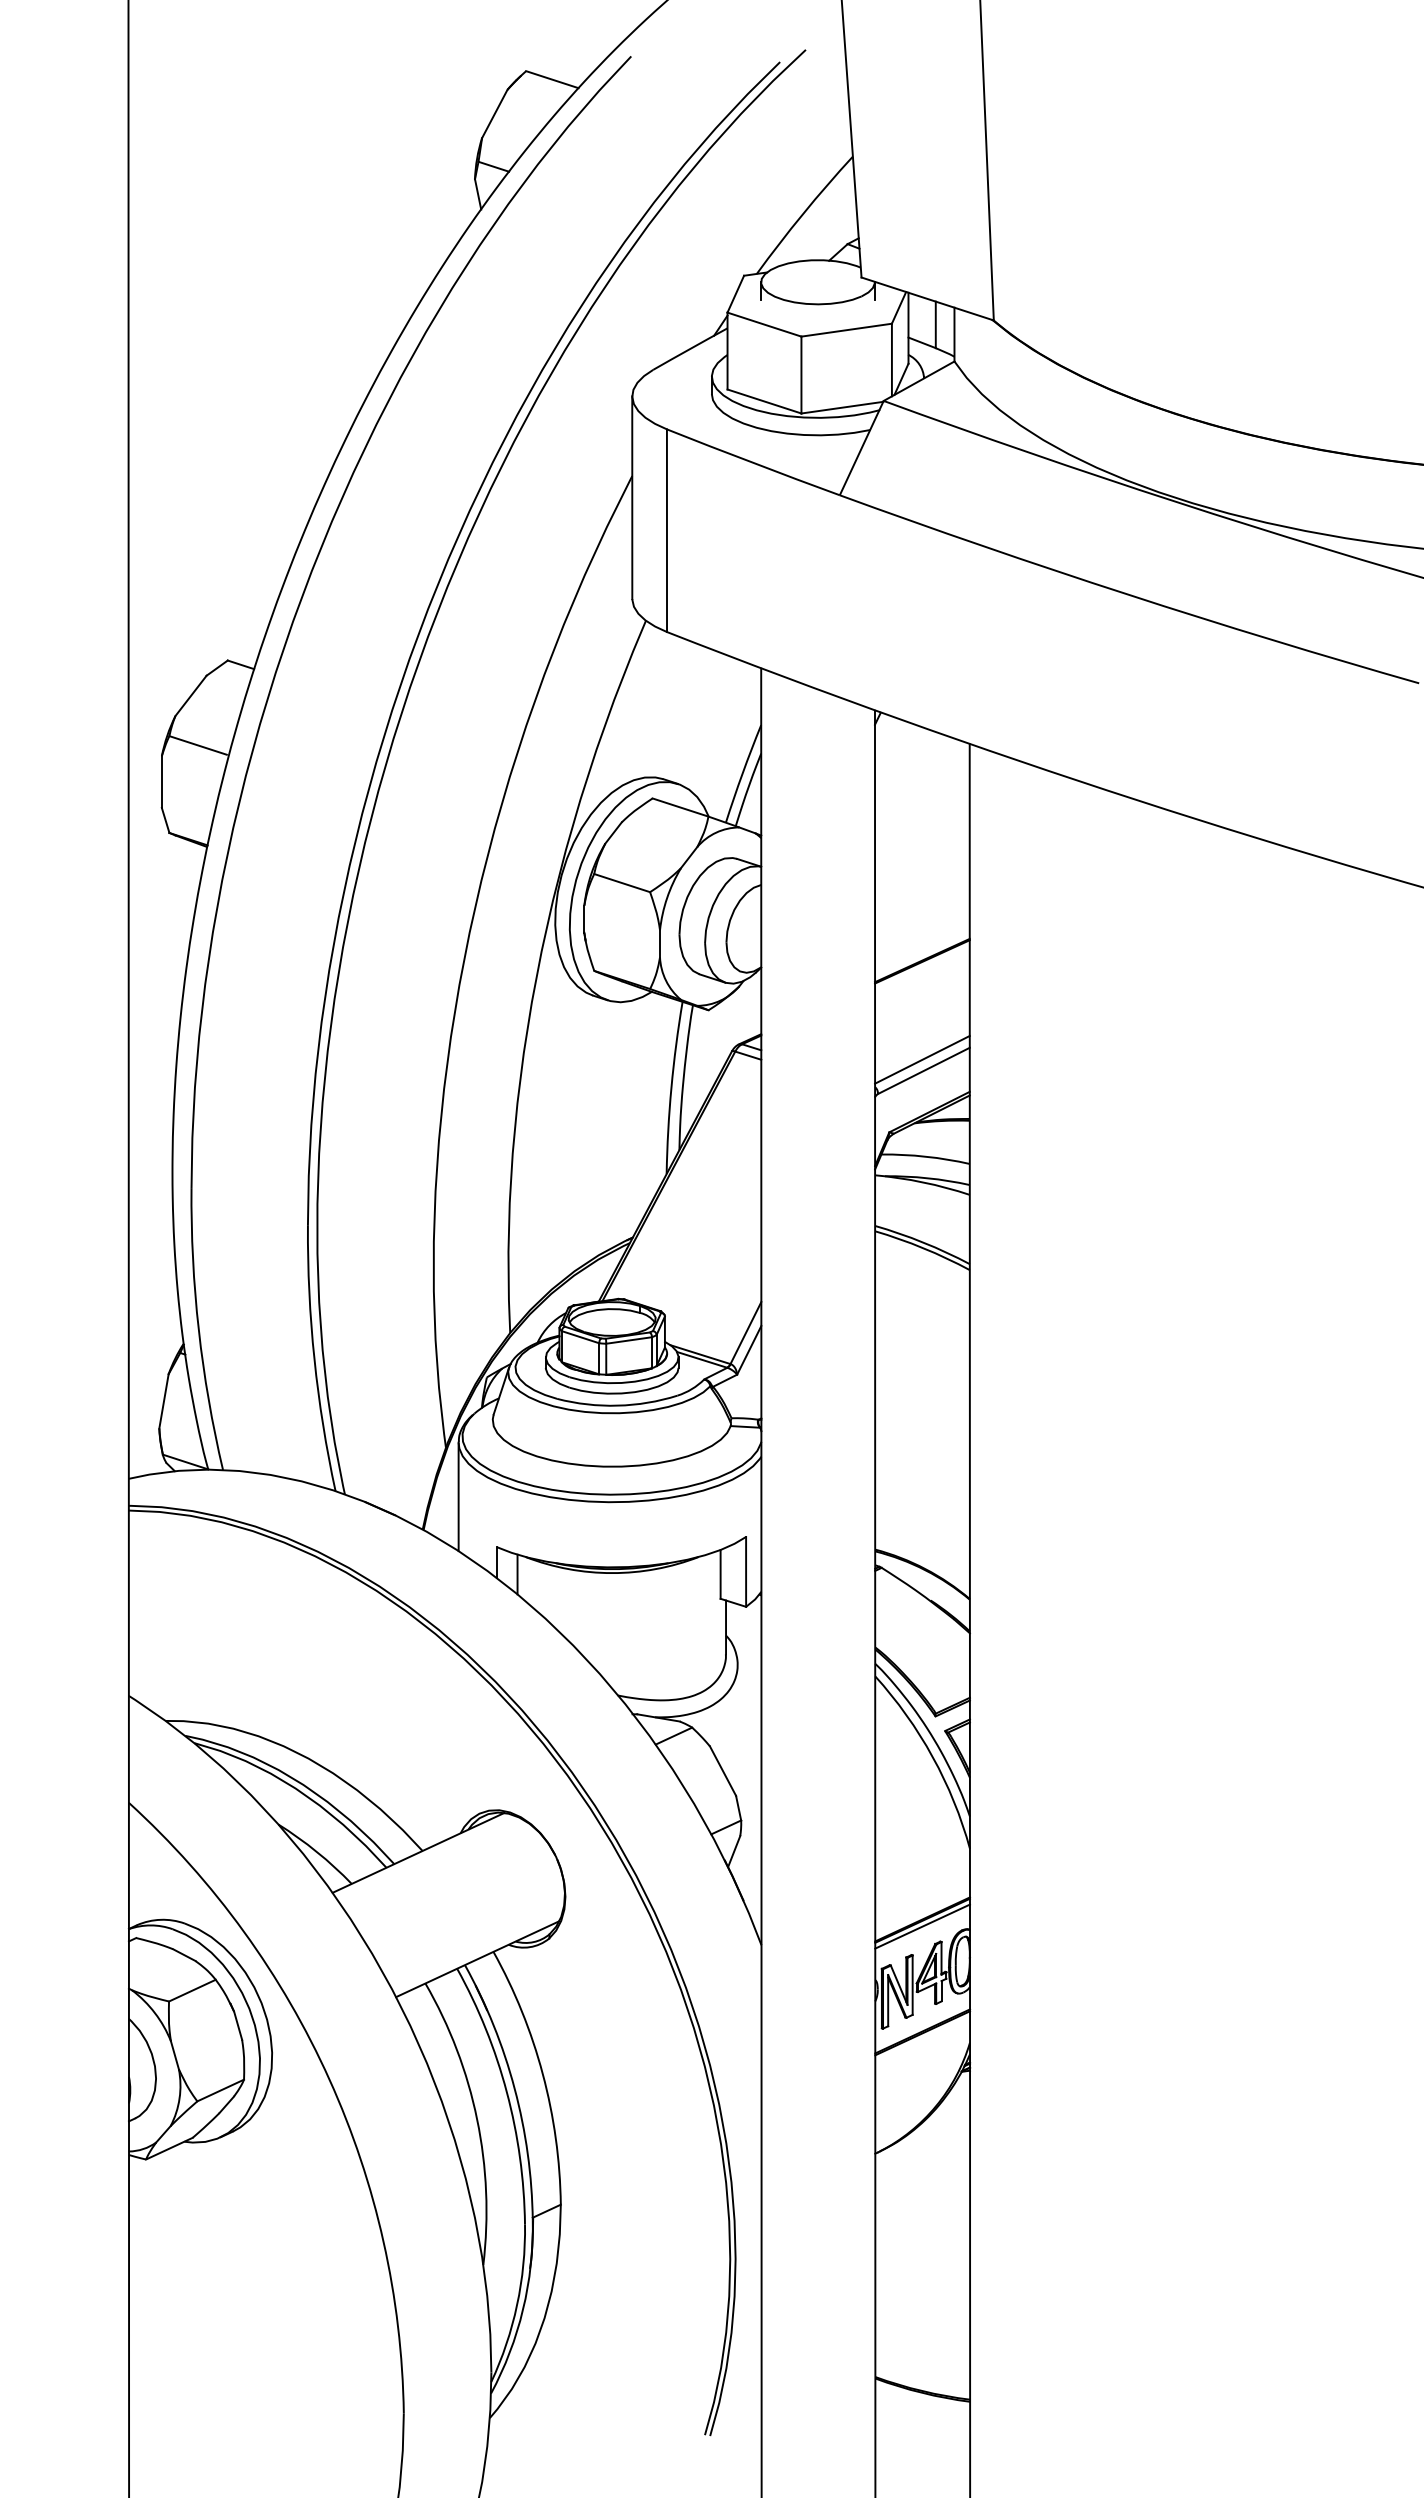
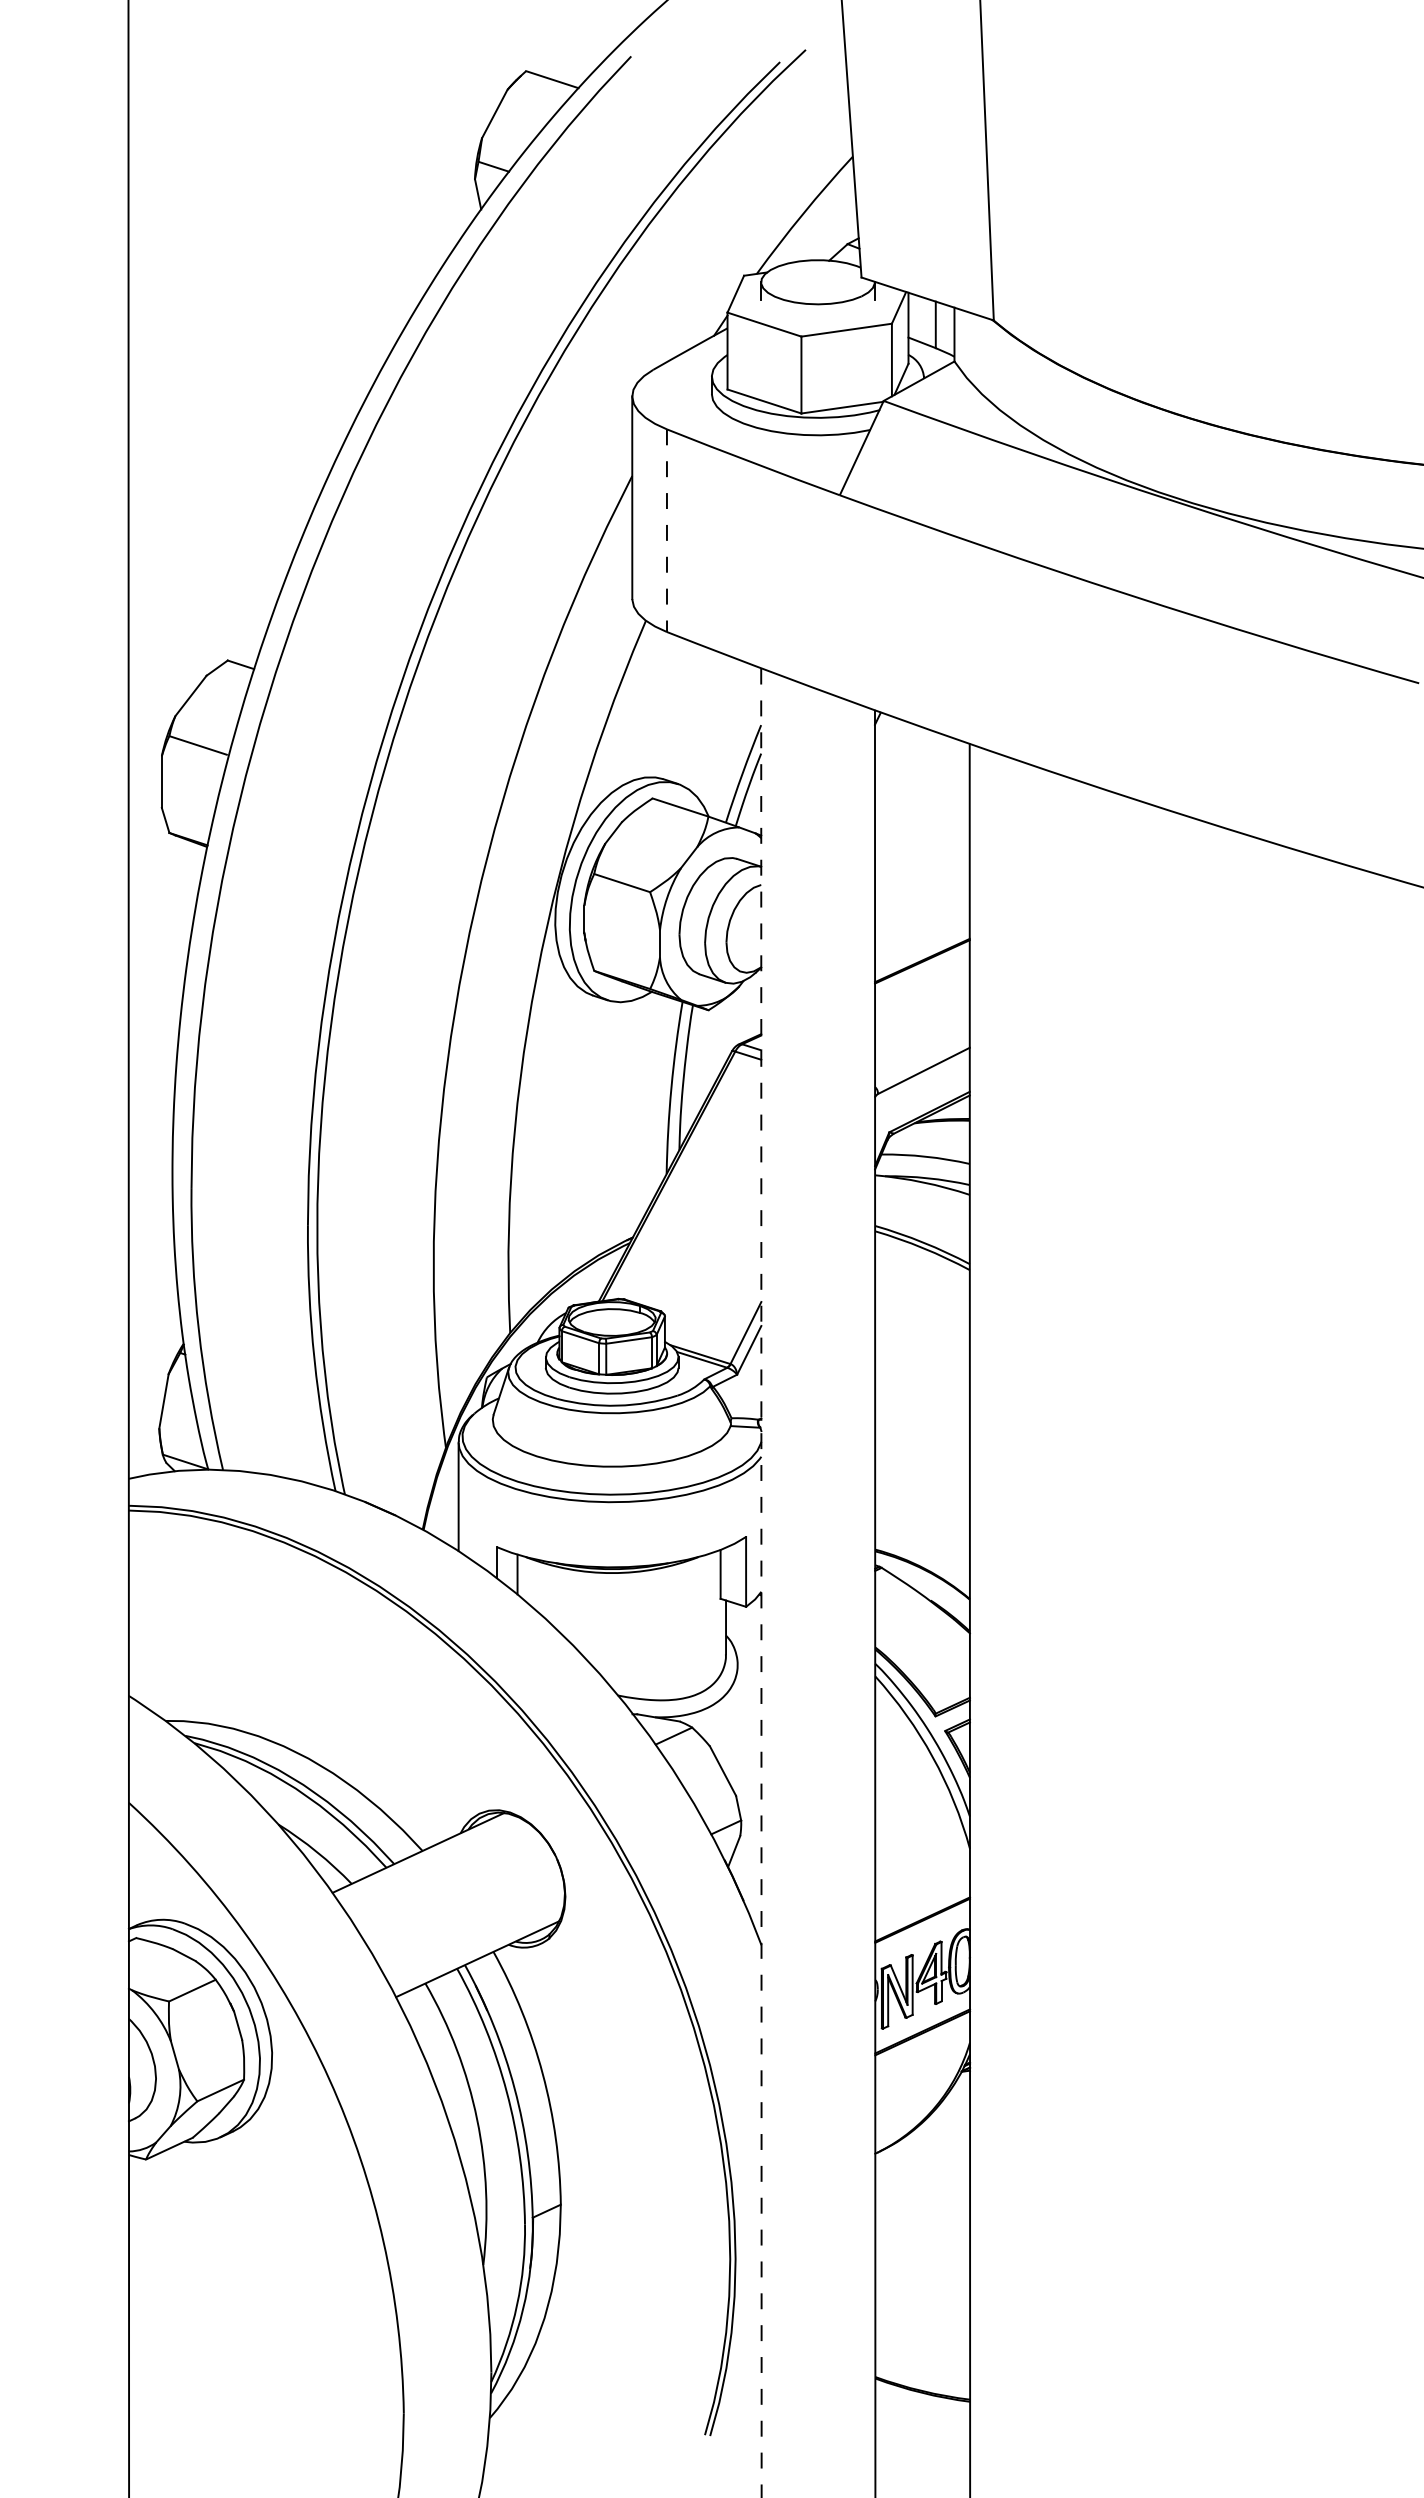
line: solid -> dashed (666, 531)
line: present -> none (922, 1059)
line: solid -> dashed (761, 1583)
line: present -> none (922, 1926)
